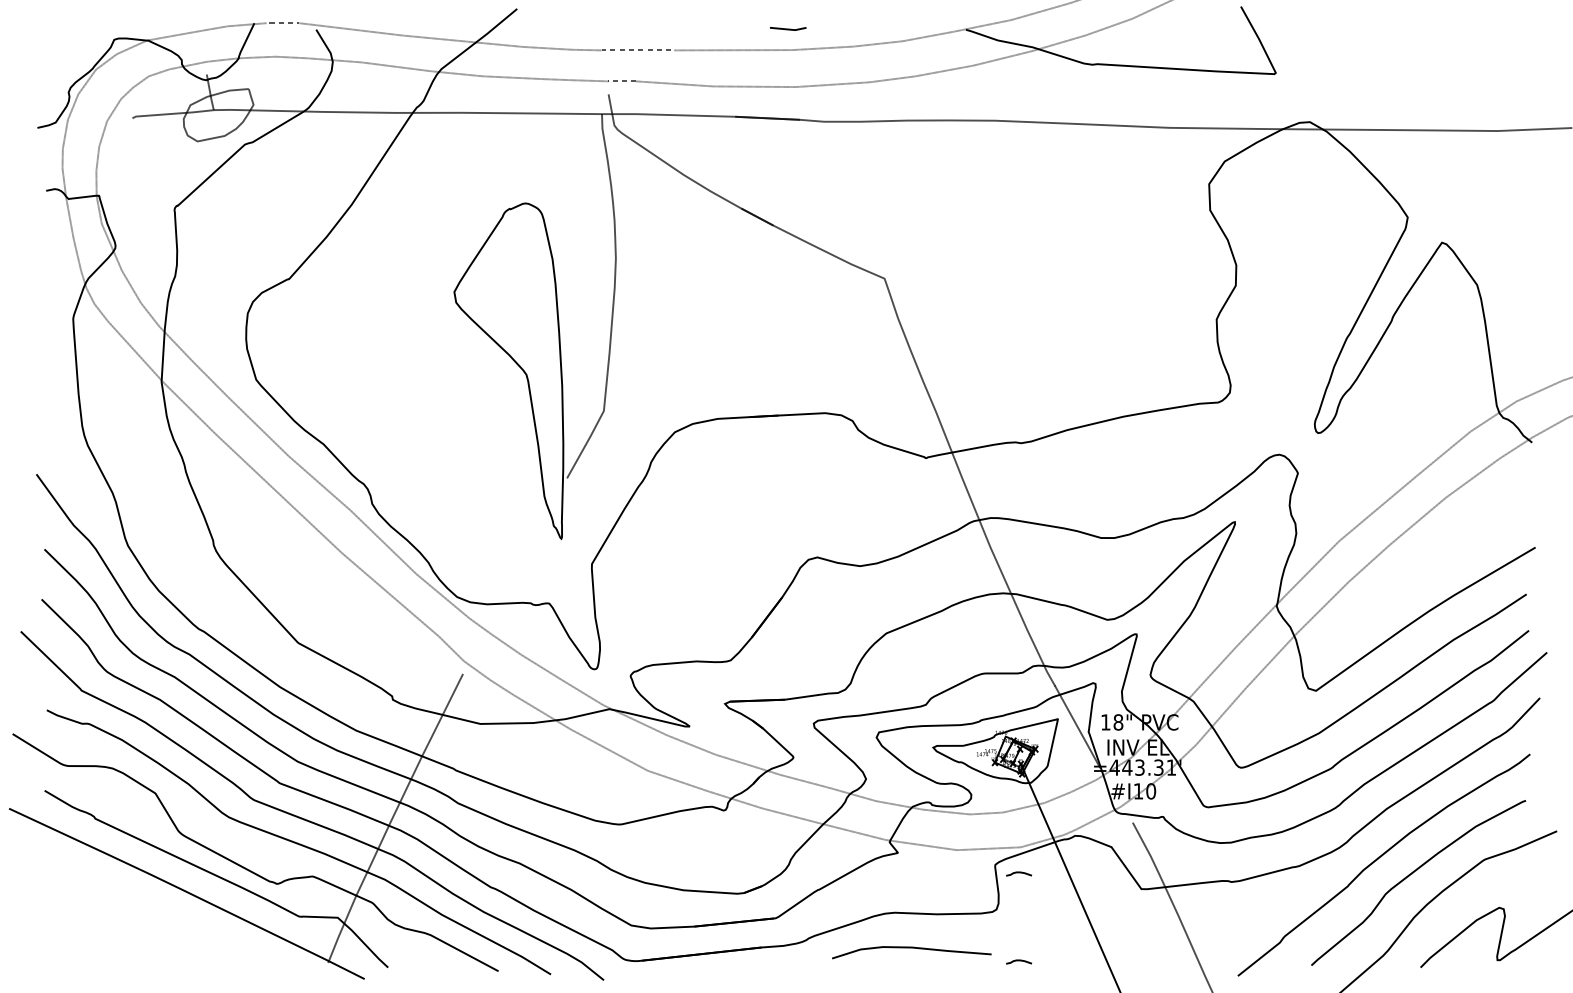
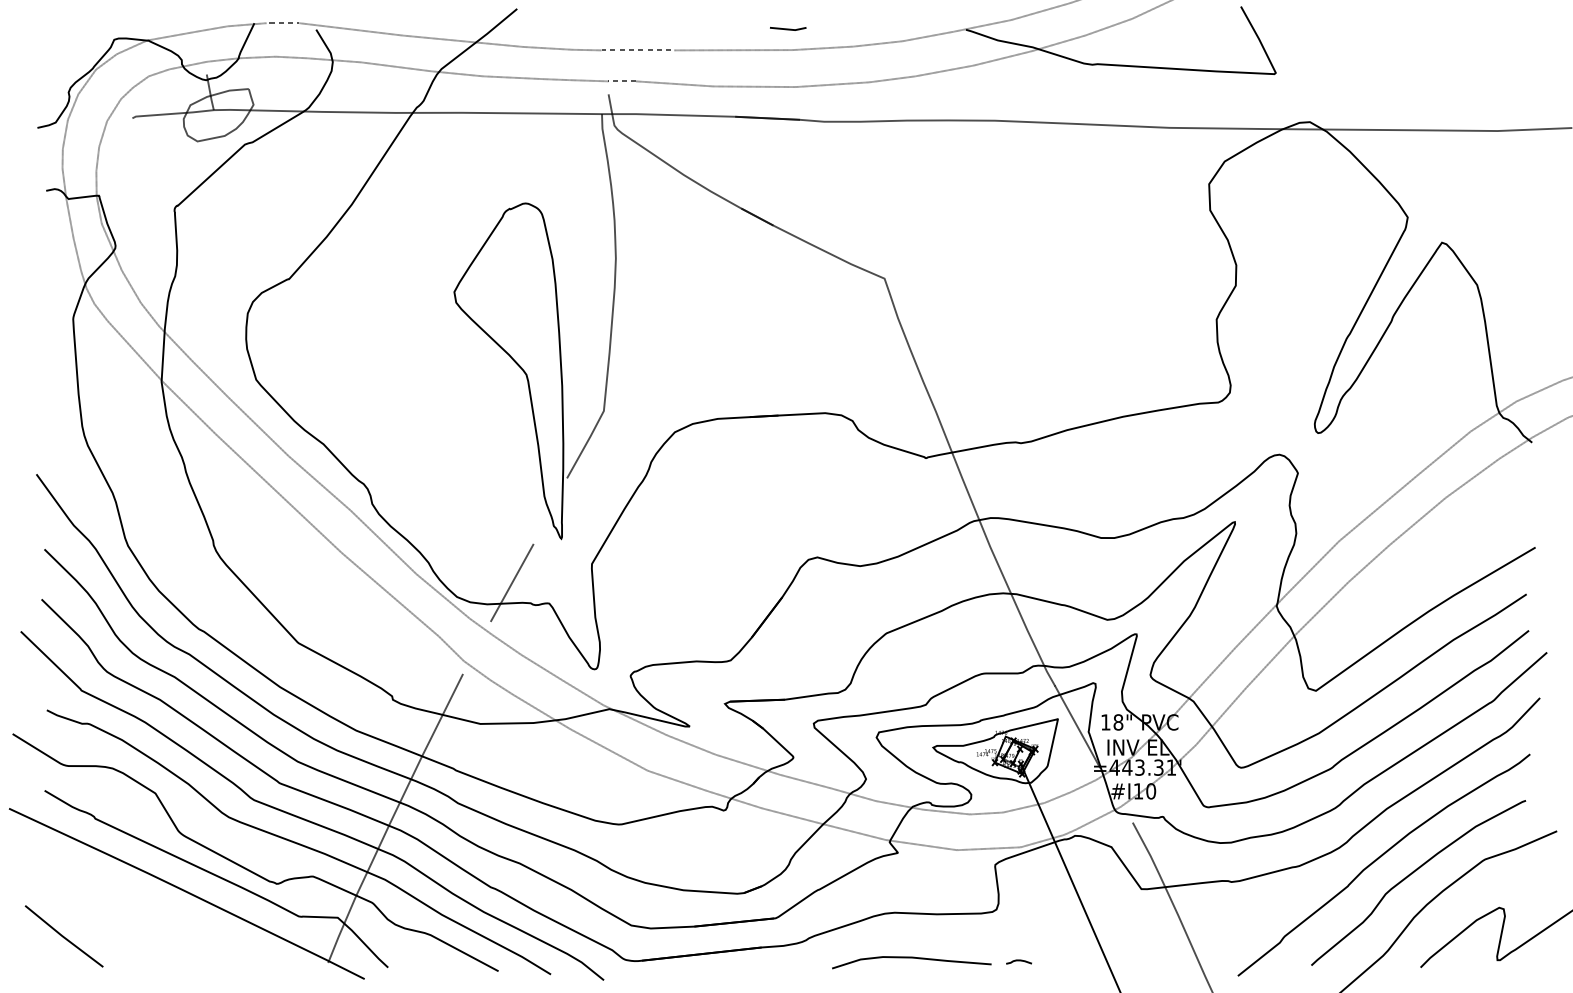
line: none -> present (512, 582)
curve: present -> none (1018, 873)
line: none -> present (63, 936)
curve position: (911, 948) -> (911, 958) (911, 958)
